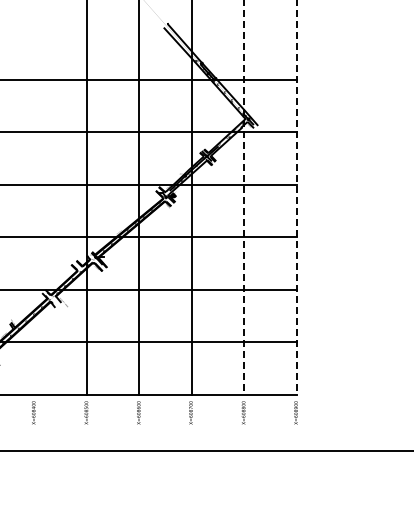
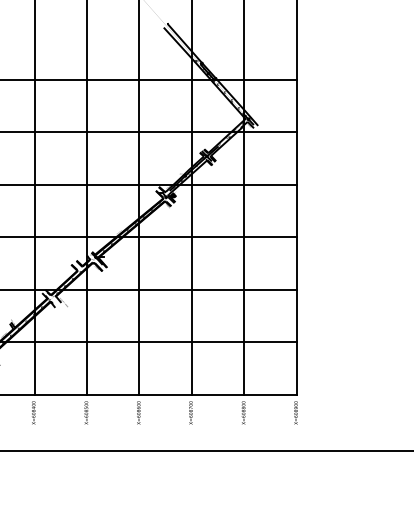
line: dashed -> solid (244, 197)
line: dashed -> solid (296, 197)
line: none -> present (34, 198)
